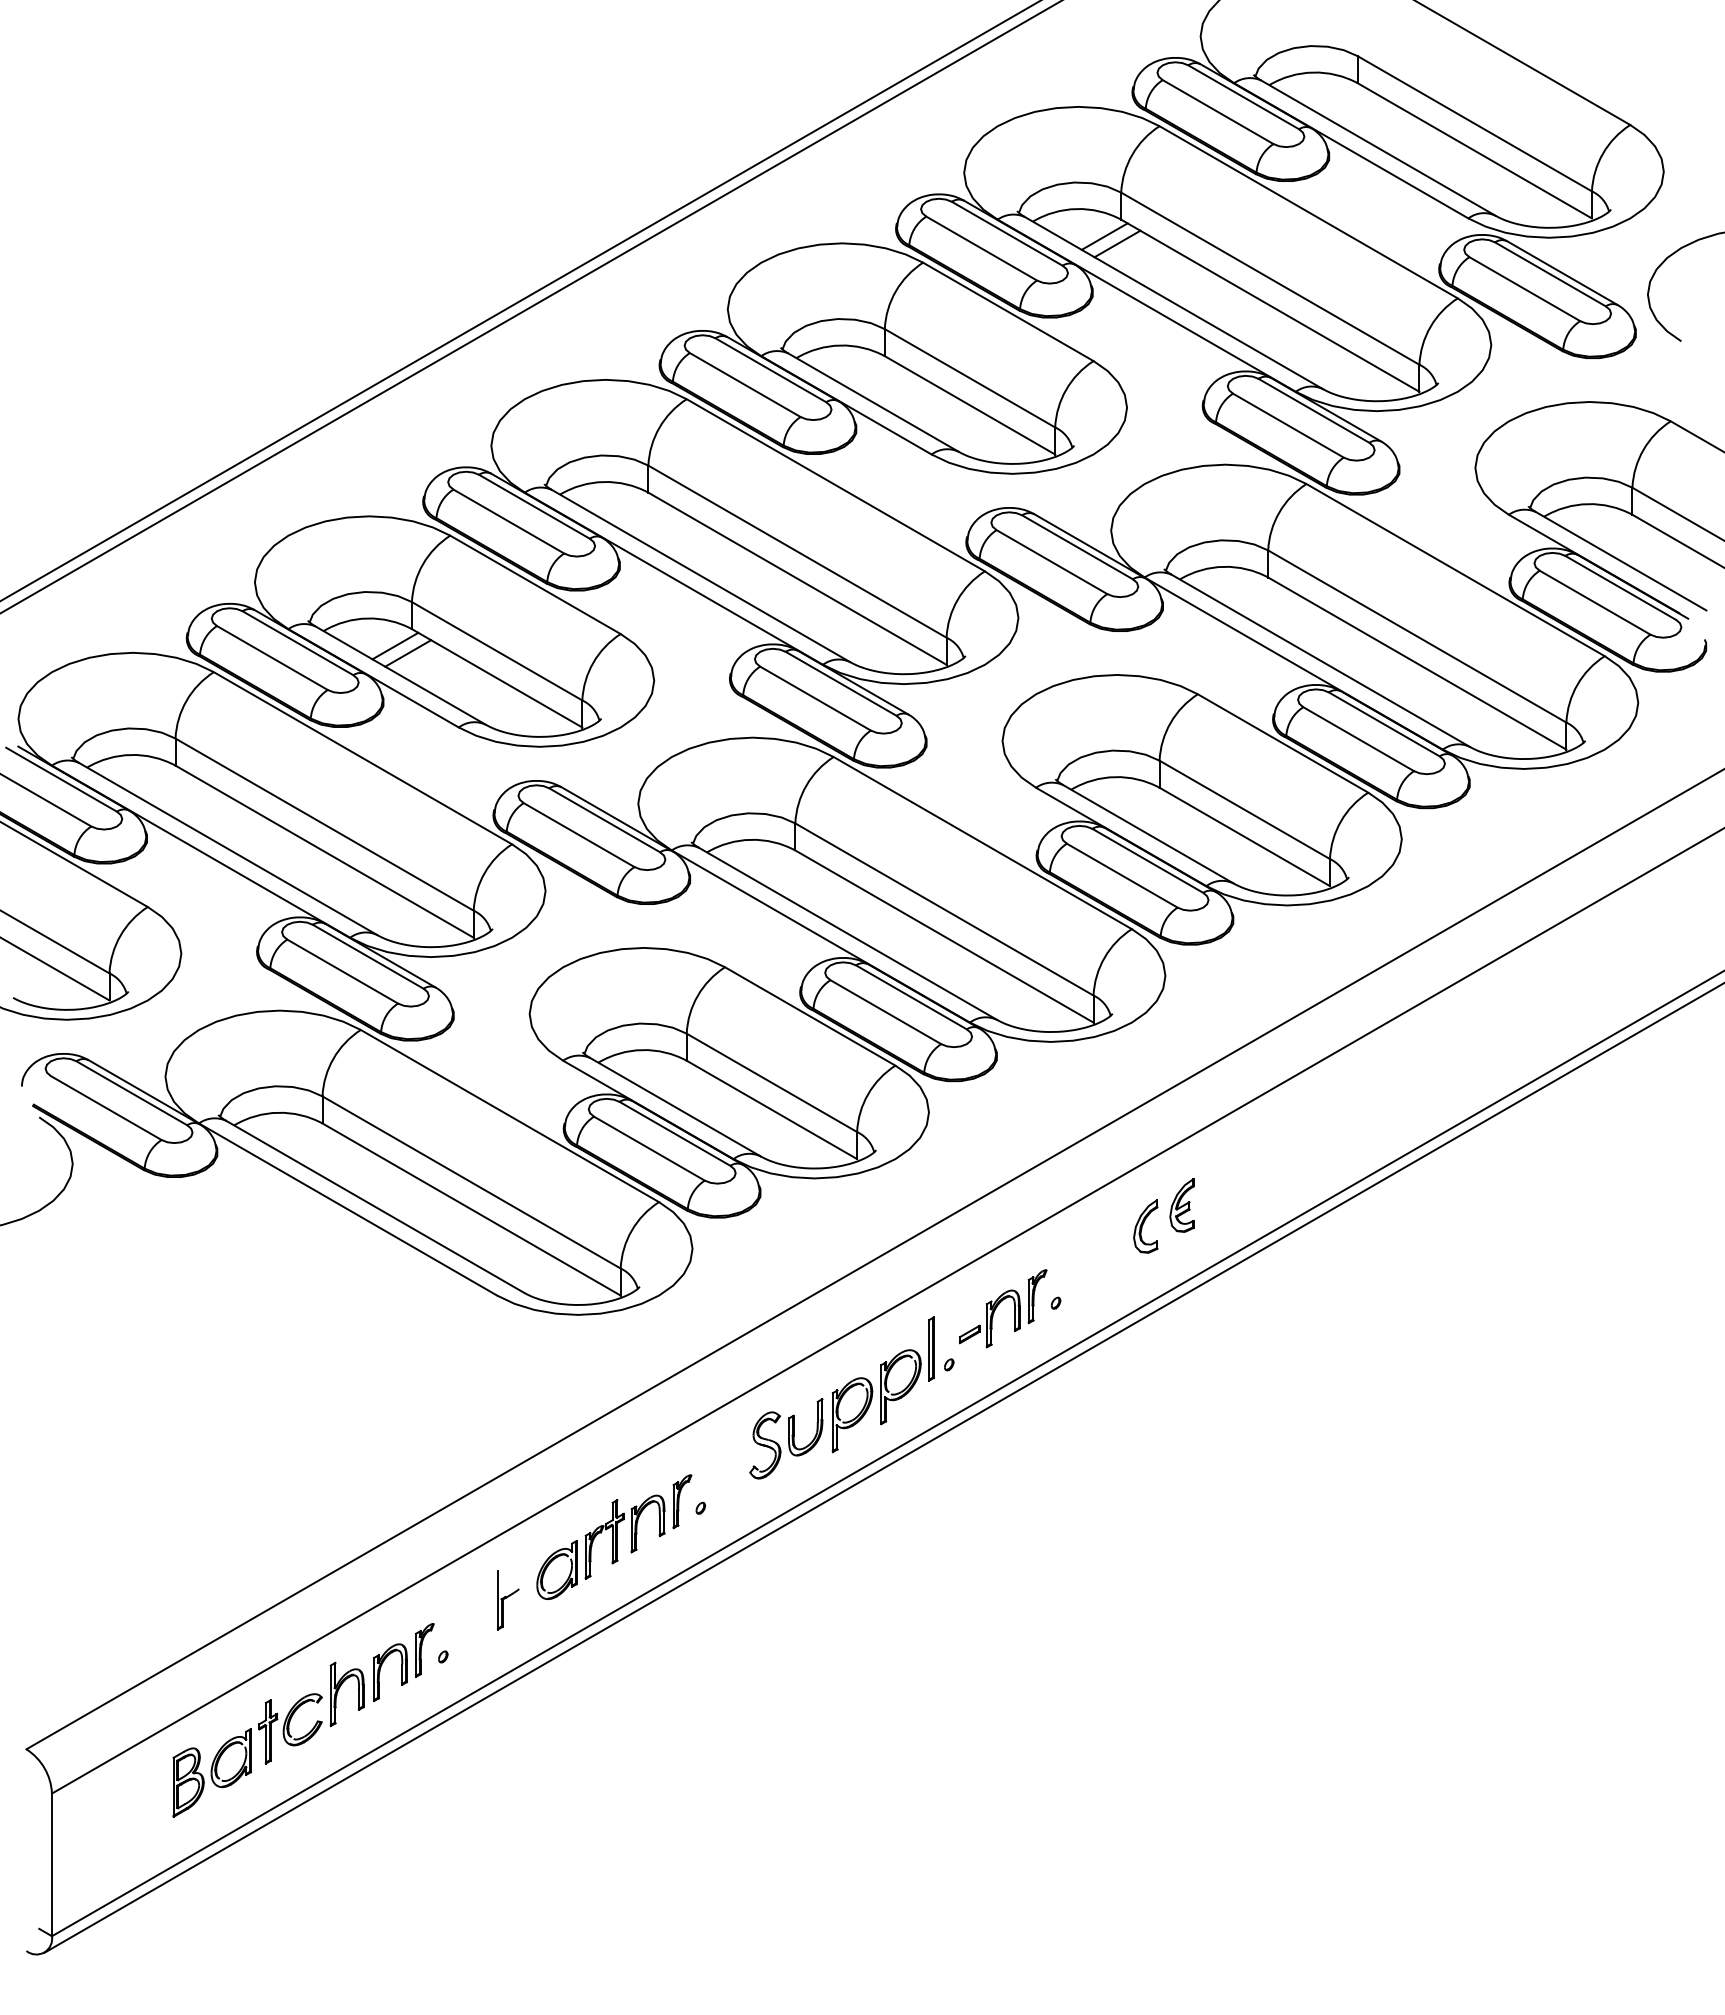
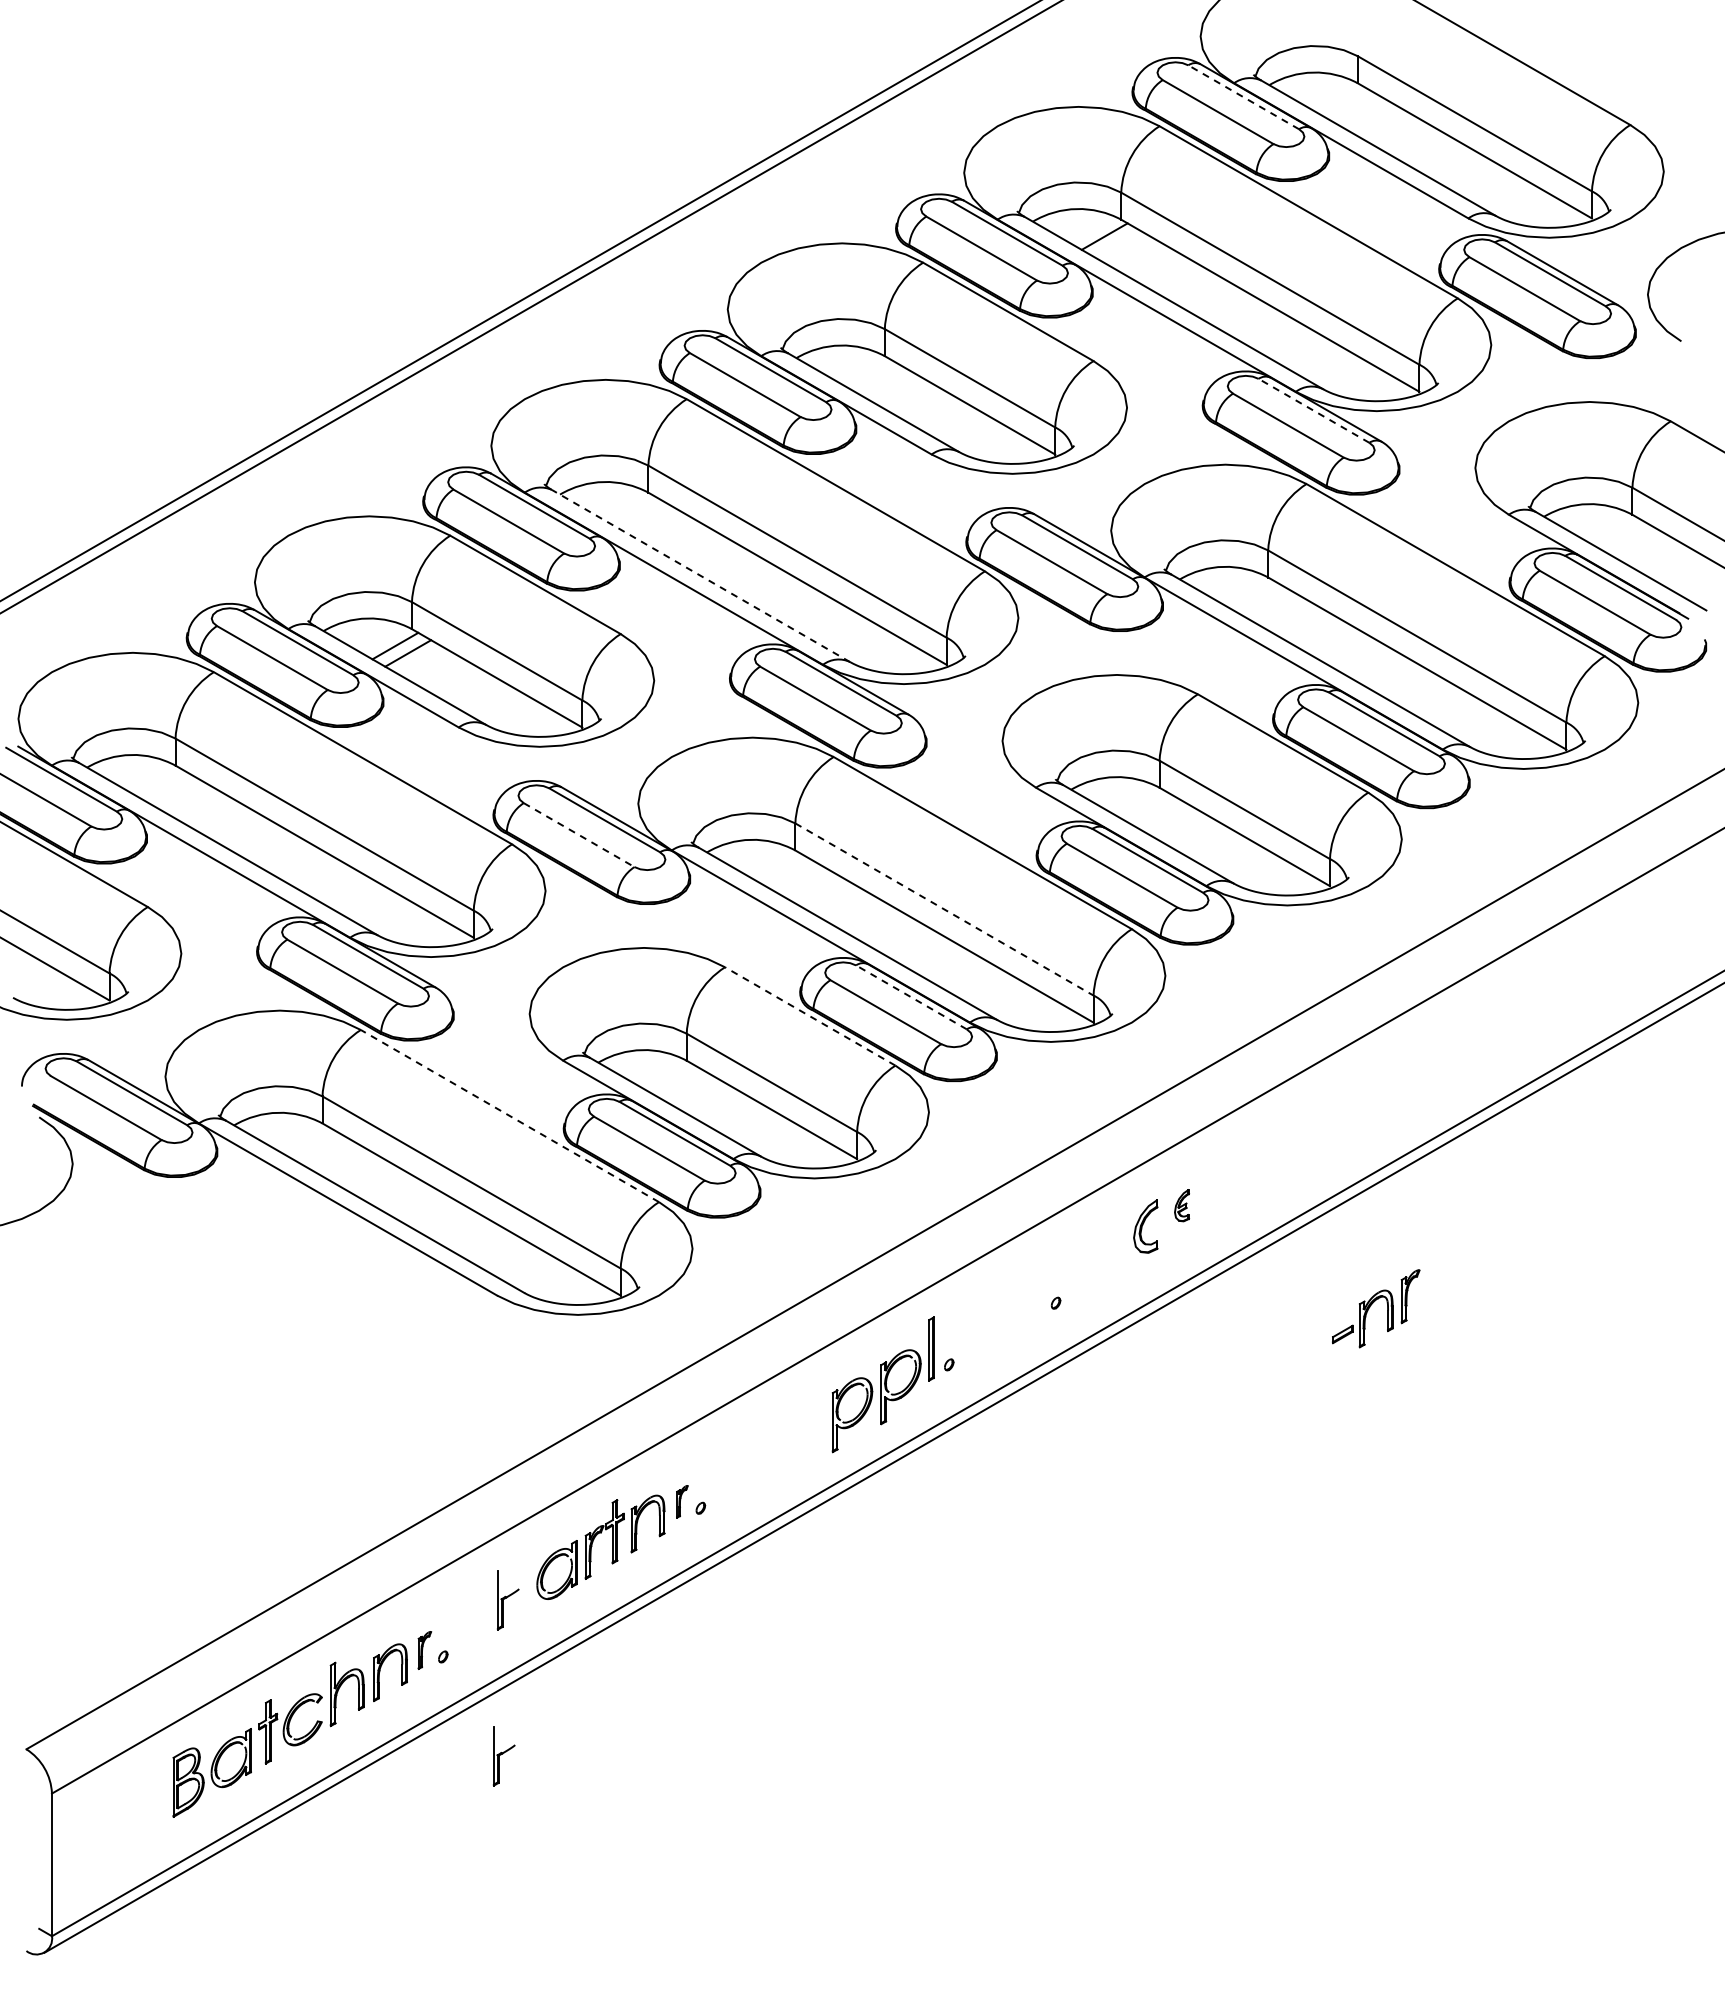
line: solid -> dashed (1243, 97)
line: present -> none (1117, 243)
line: solid -> dashed (1314, 410)
line: solid -> dashed (700, 575)
line: solid -> dashed (579, 835)
line: solid -> dashed (944, 909)
line: solid -> dashed (911, 997)
line: solid -> dashed (809, 1016)
line: solid -> dashed (509, 1115)
part size: 26x55 px -> 16x34 px (1181, 1205)
part position: (1003, 1308) -> (1376, 1308) (1376, 1308)
part: present -> none (786, 1438)
part size: 21x56 px -> 13x34 px (682, 1501)
part size: 20x55 px -> 16x39 px (424, 1650)
part: none -> present (504, 1756)
